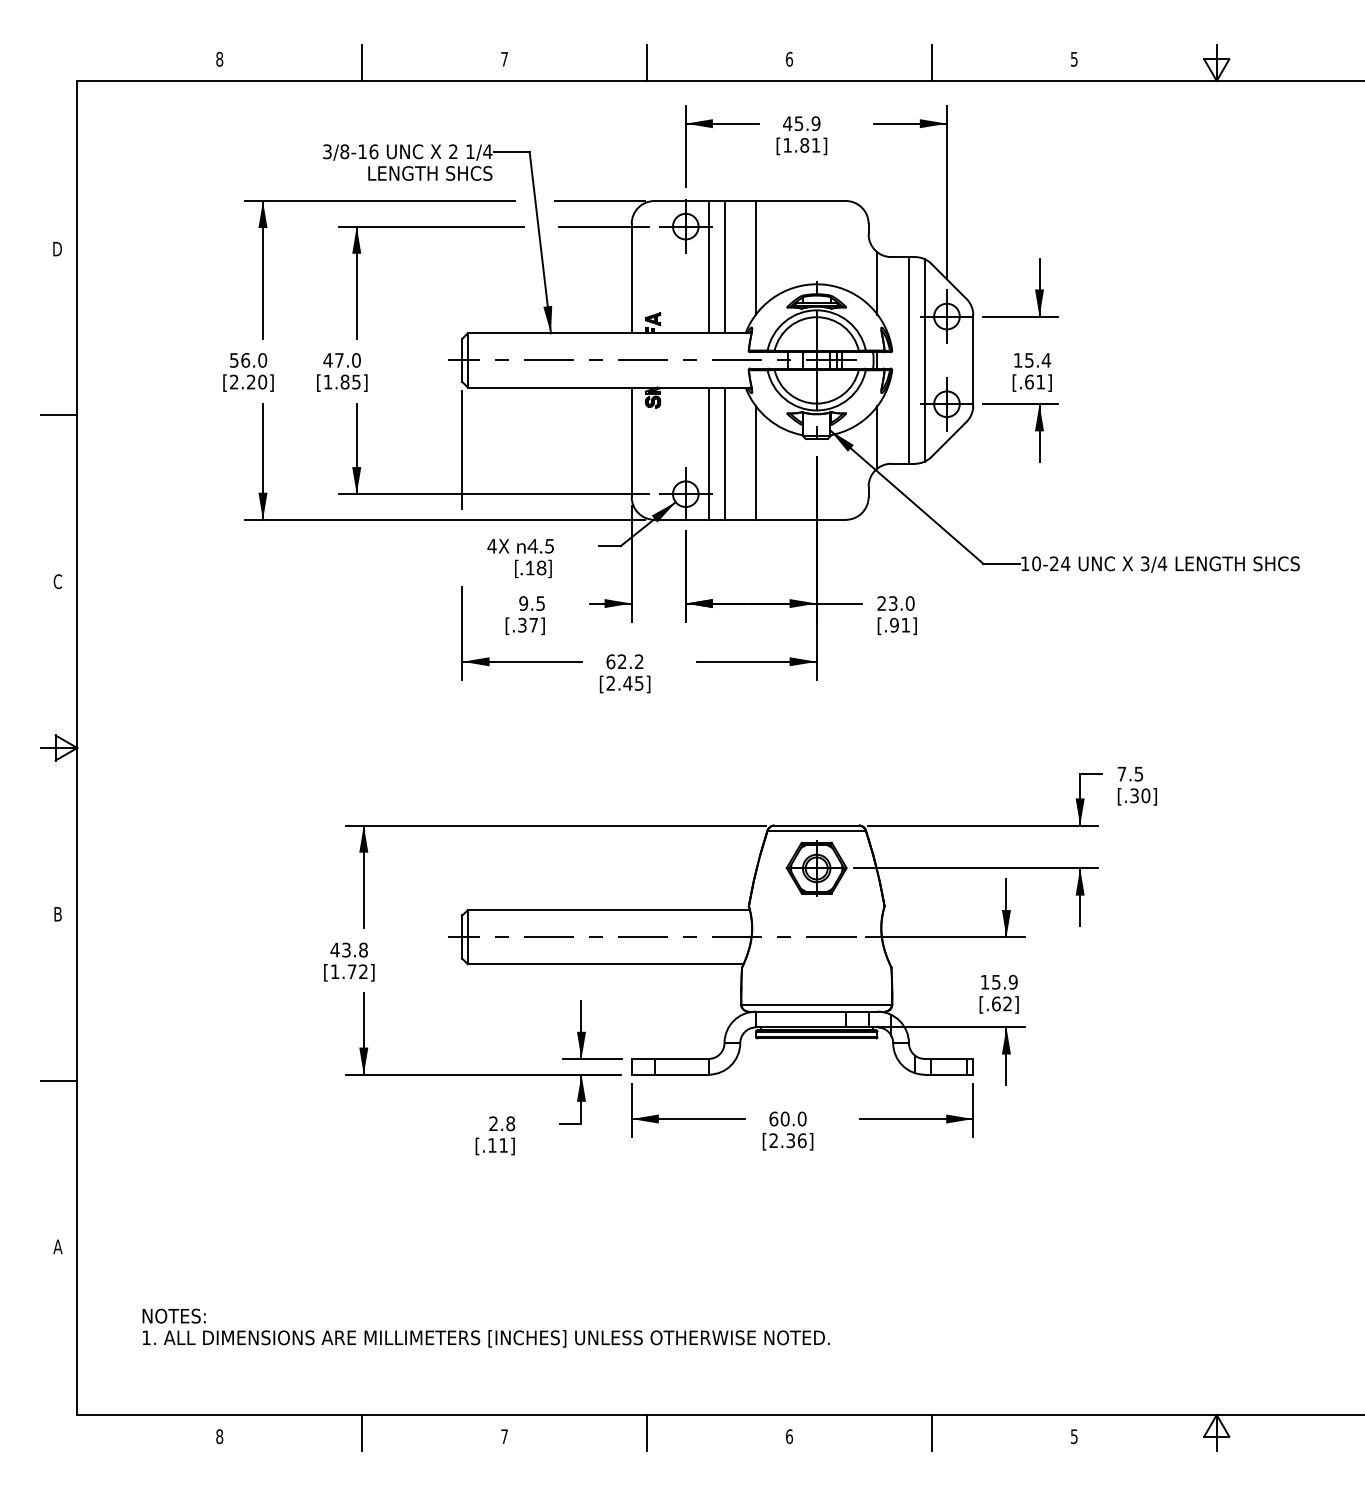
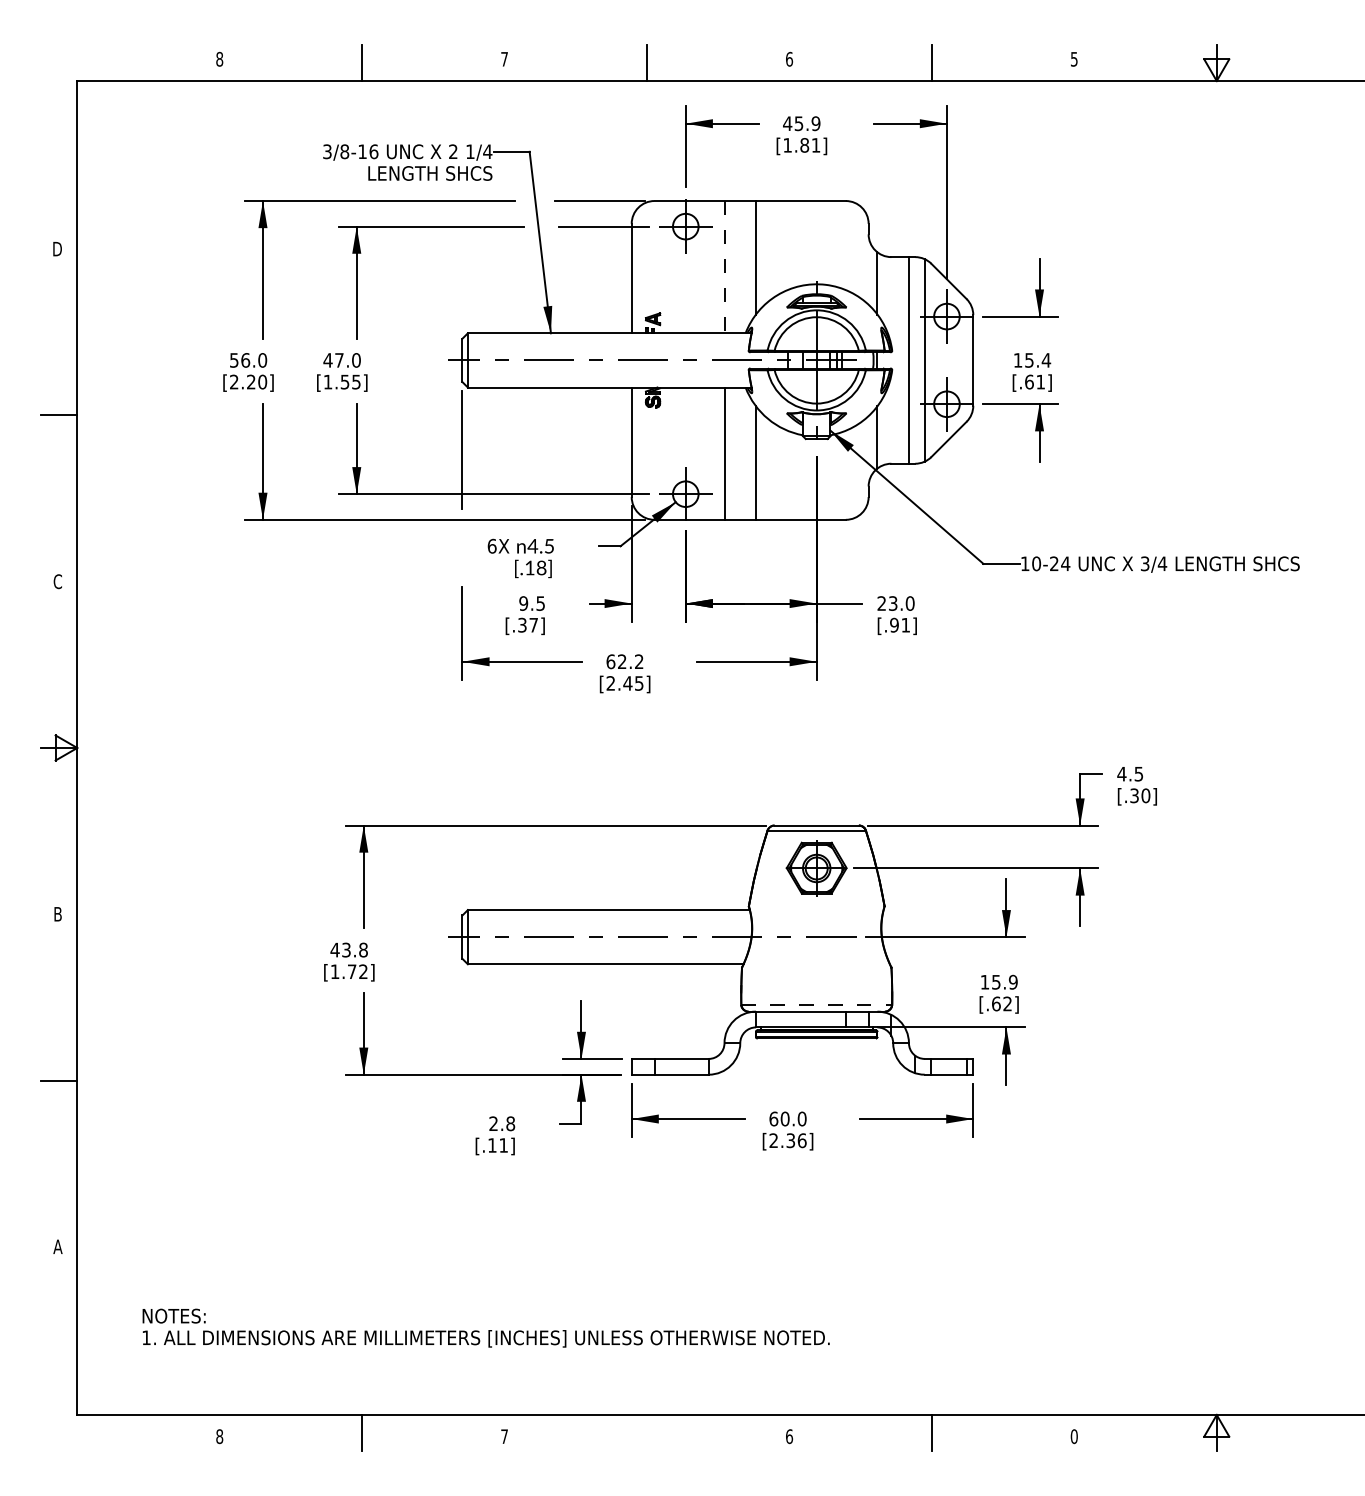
line: present -> none (708, 267)
line: solid -> dashed (724, 267)
text: [1.85] -> [1.55] (344, 381)
line: present -> none (708, 453)
text: 4X -> 6X (491, 545)
text: 7.5 -> 4.5 (1121, 774)
line: solid -> dashed (817, 1004)
line: present -> none (647, 1432)
text: 5 -> 0 (1073, 1436)
